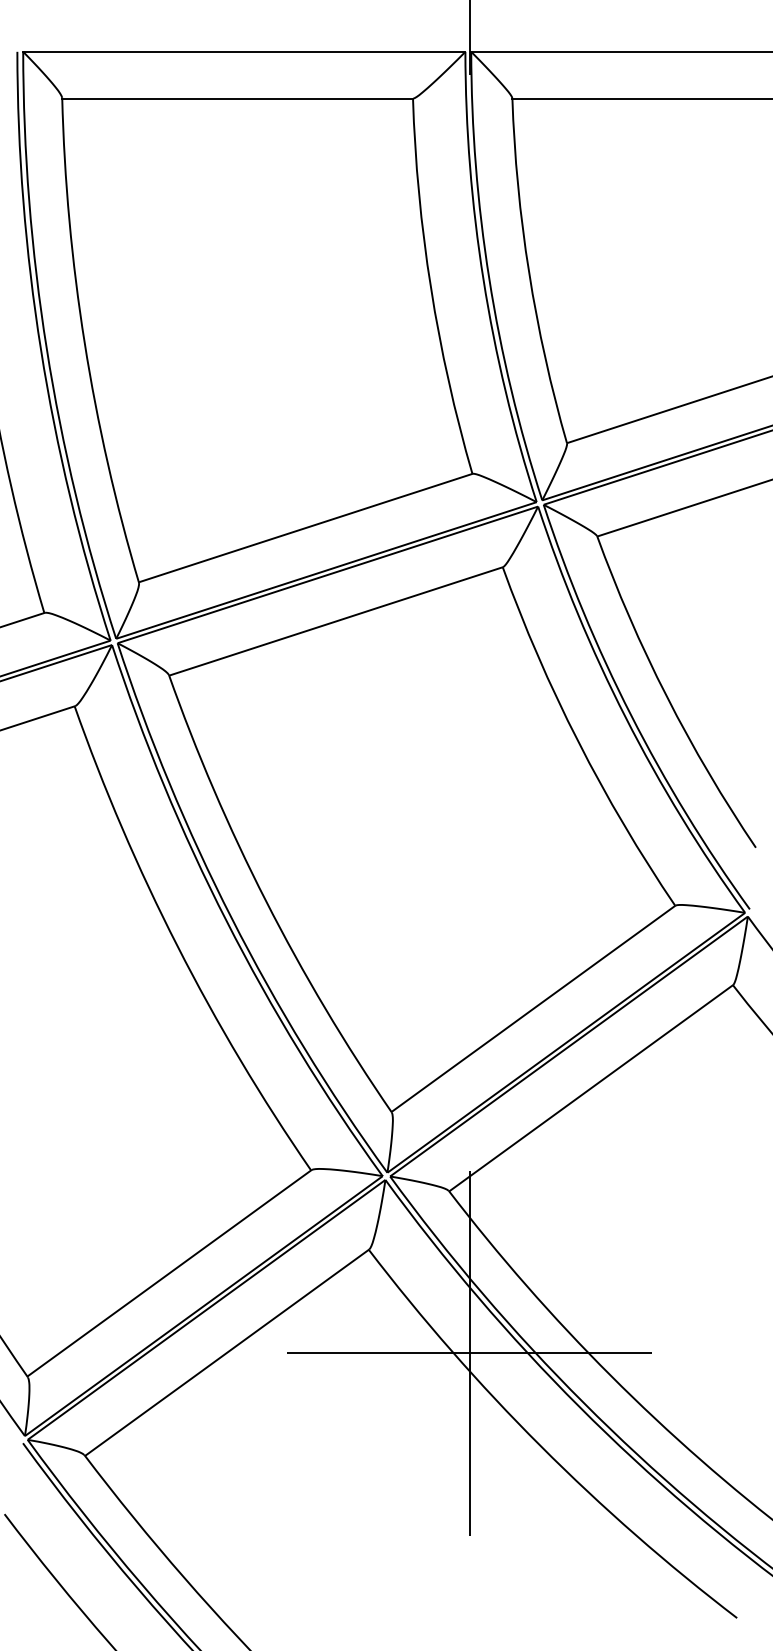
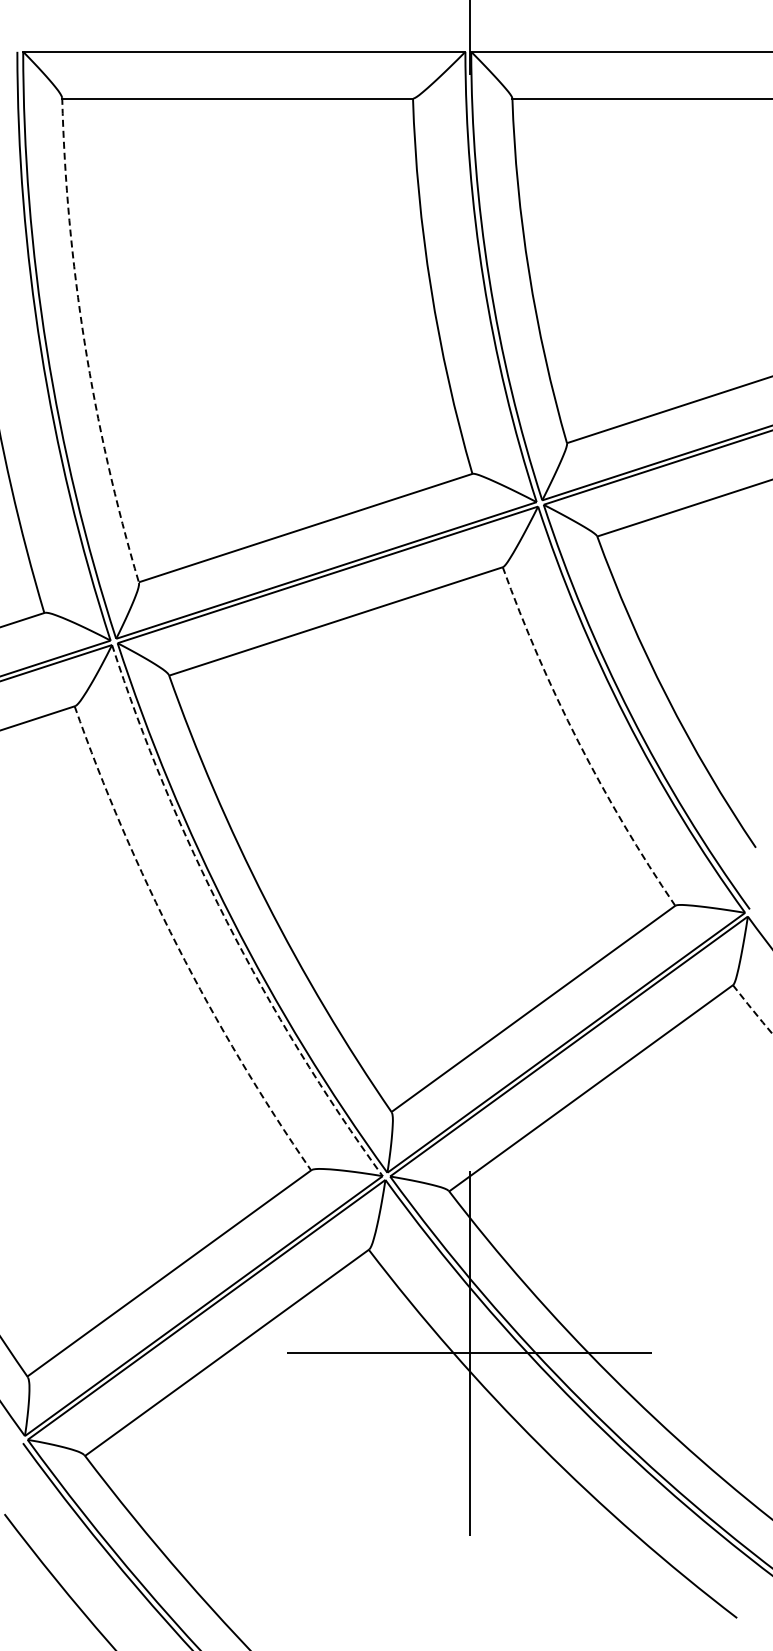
arc: solid -> dashed (84, 342)
arc: solid -> dashed (578, 741)
arc: solid -> dashed (226, 921)
arc: solid -> dashed (177, 946)
arc: solid -> dashed (752, 1010)
